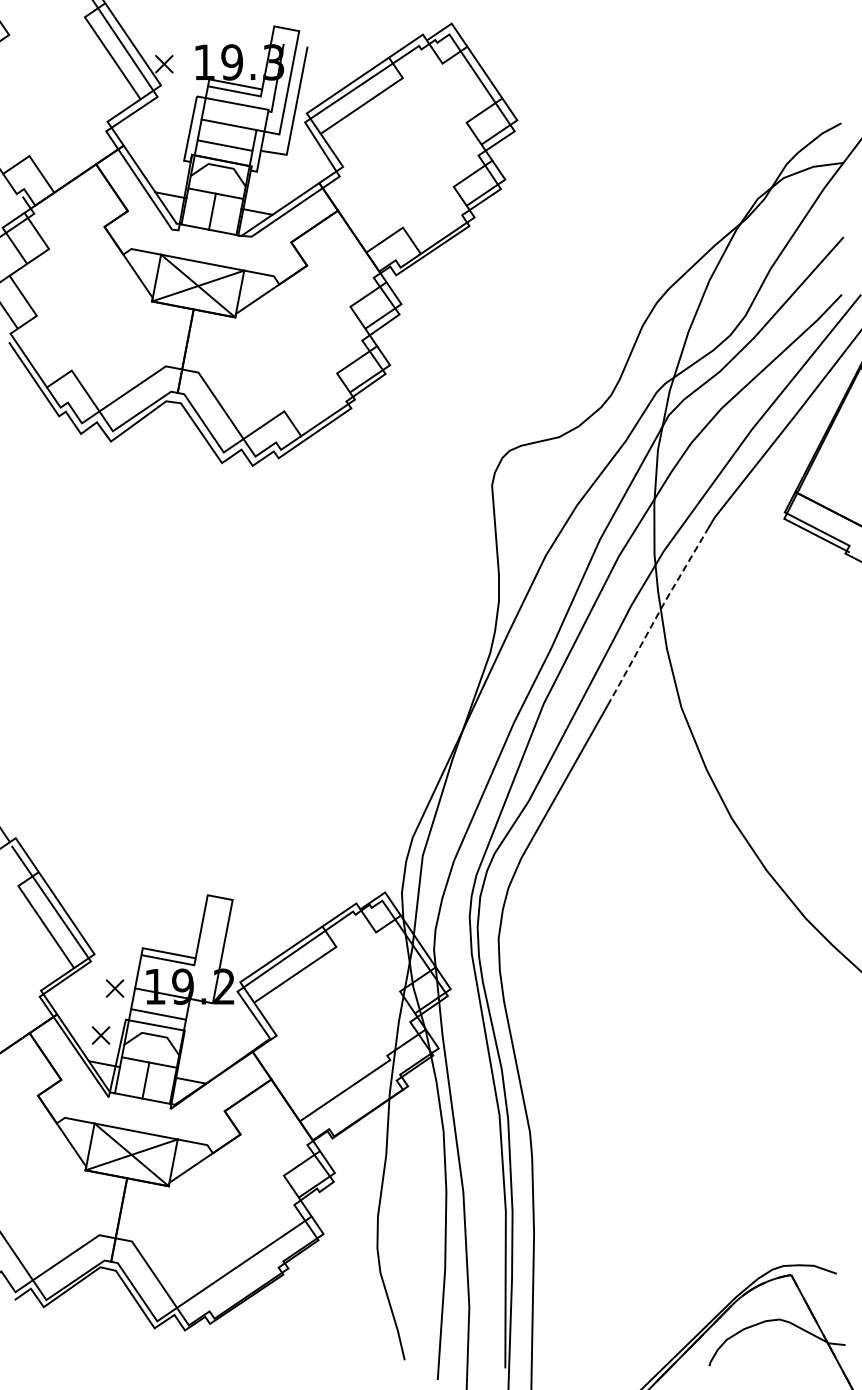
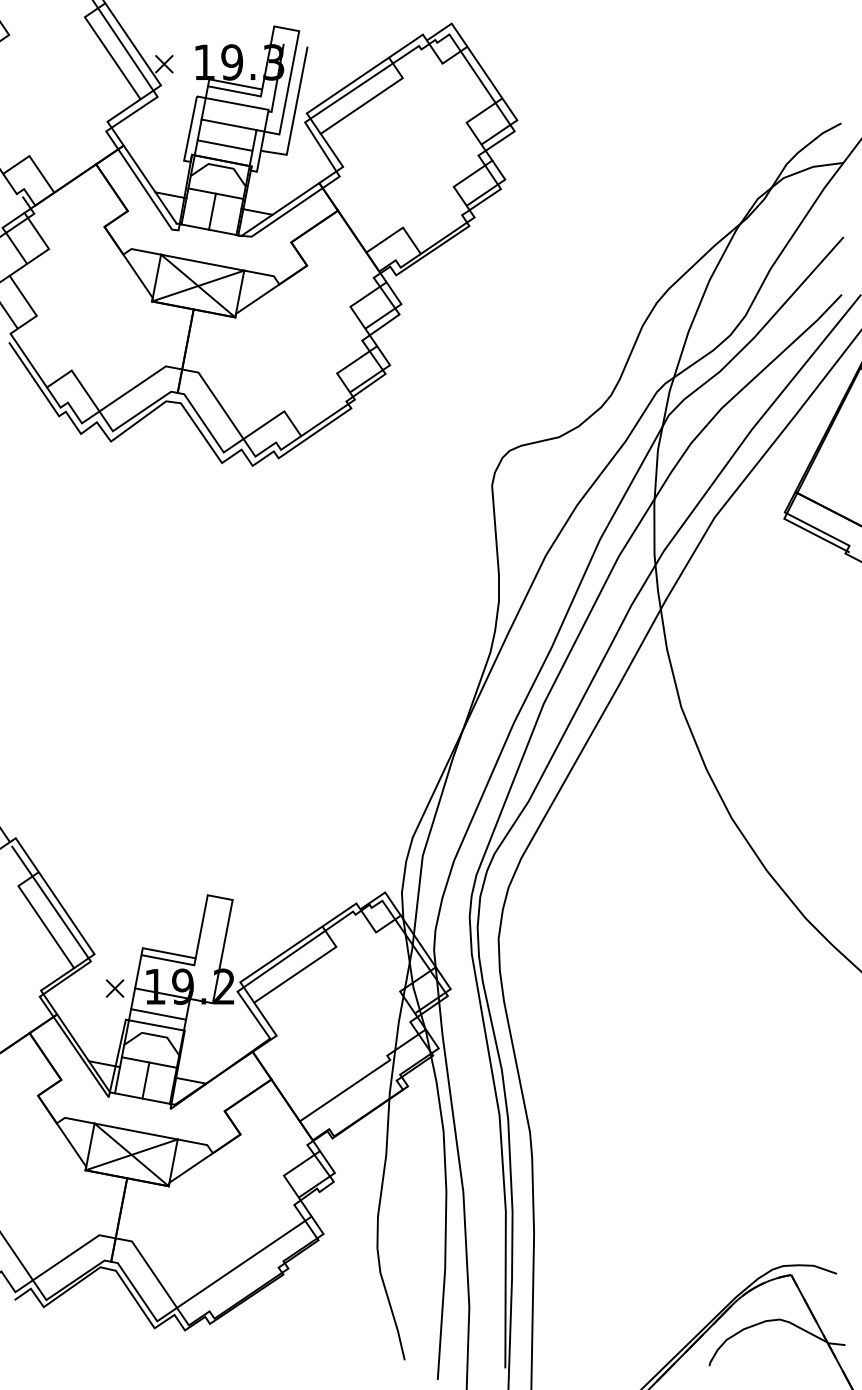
line: dashed -> solid (656, 616)
part: present -> none (100, 1035)
